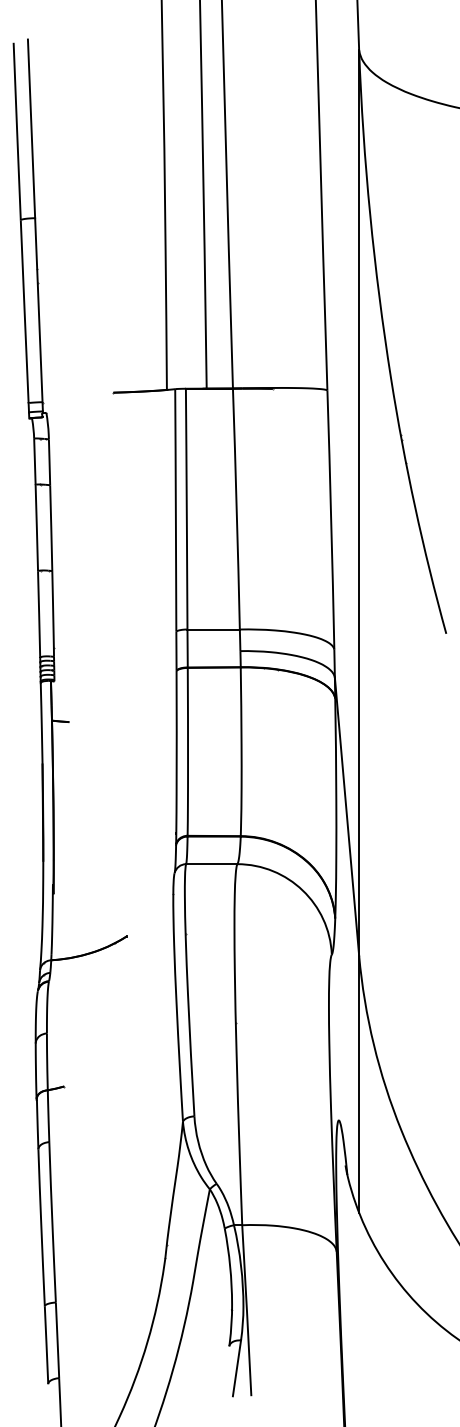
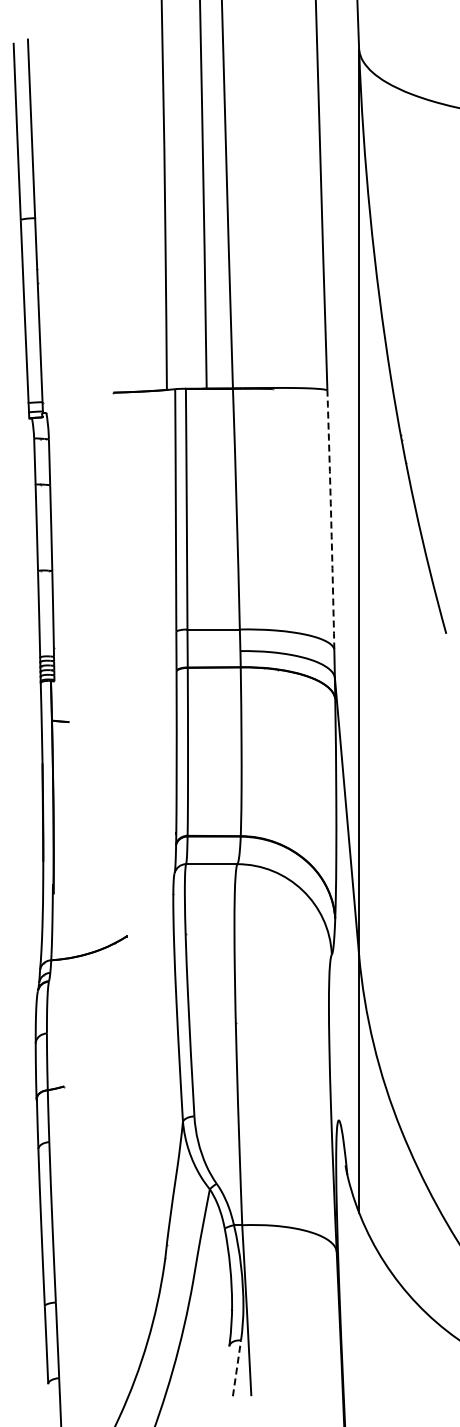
line: solid -> dashed (331, 520)
line: solid -> dashed (237, 1367)
